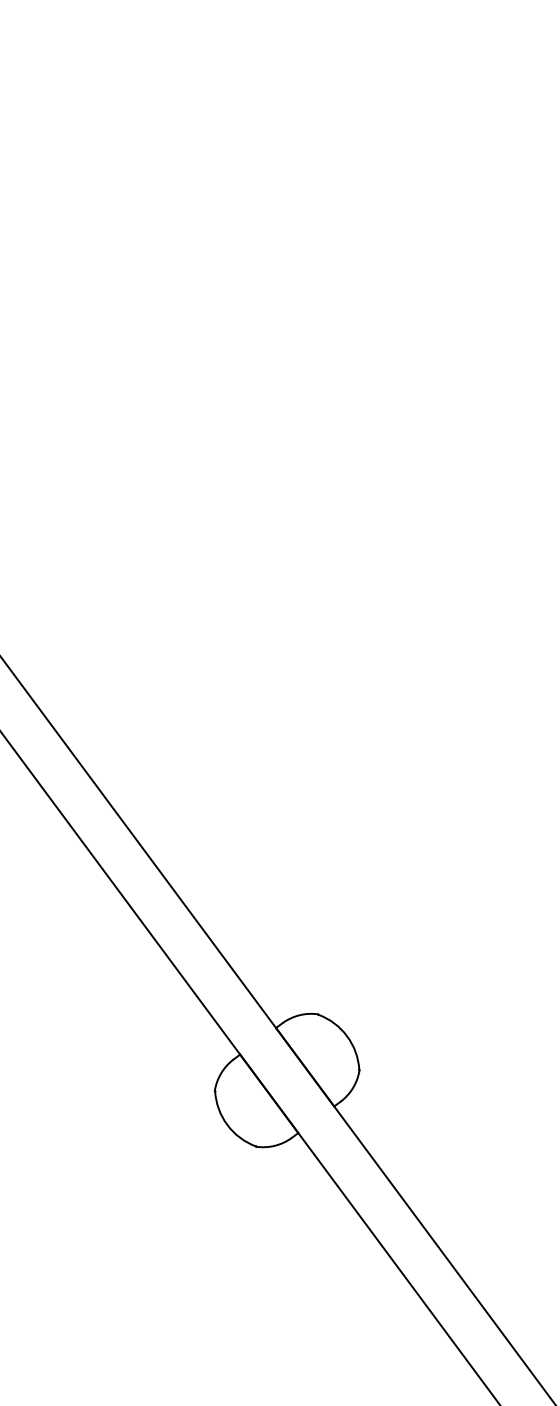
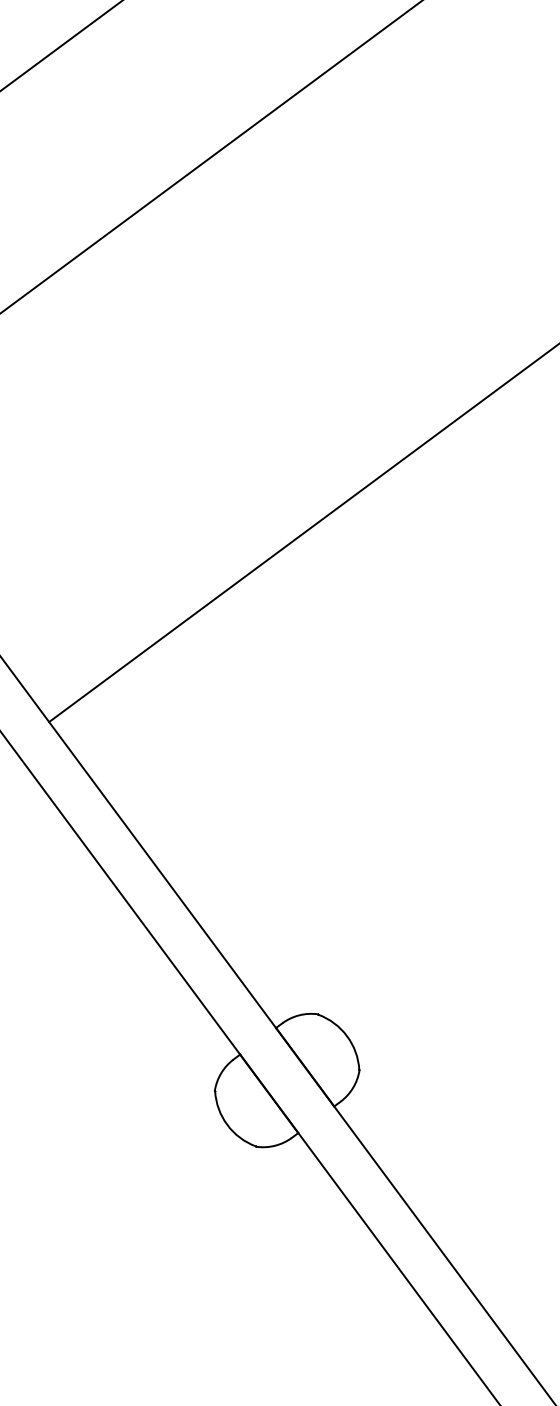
line: none -> present (61, 45)
line: none -> present (211, 156)
line: none -> present (302, 533)
